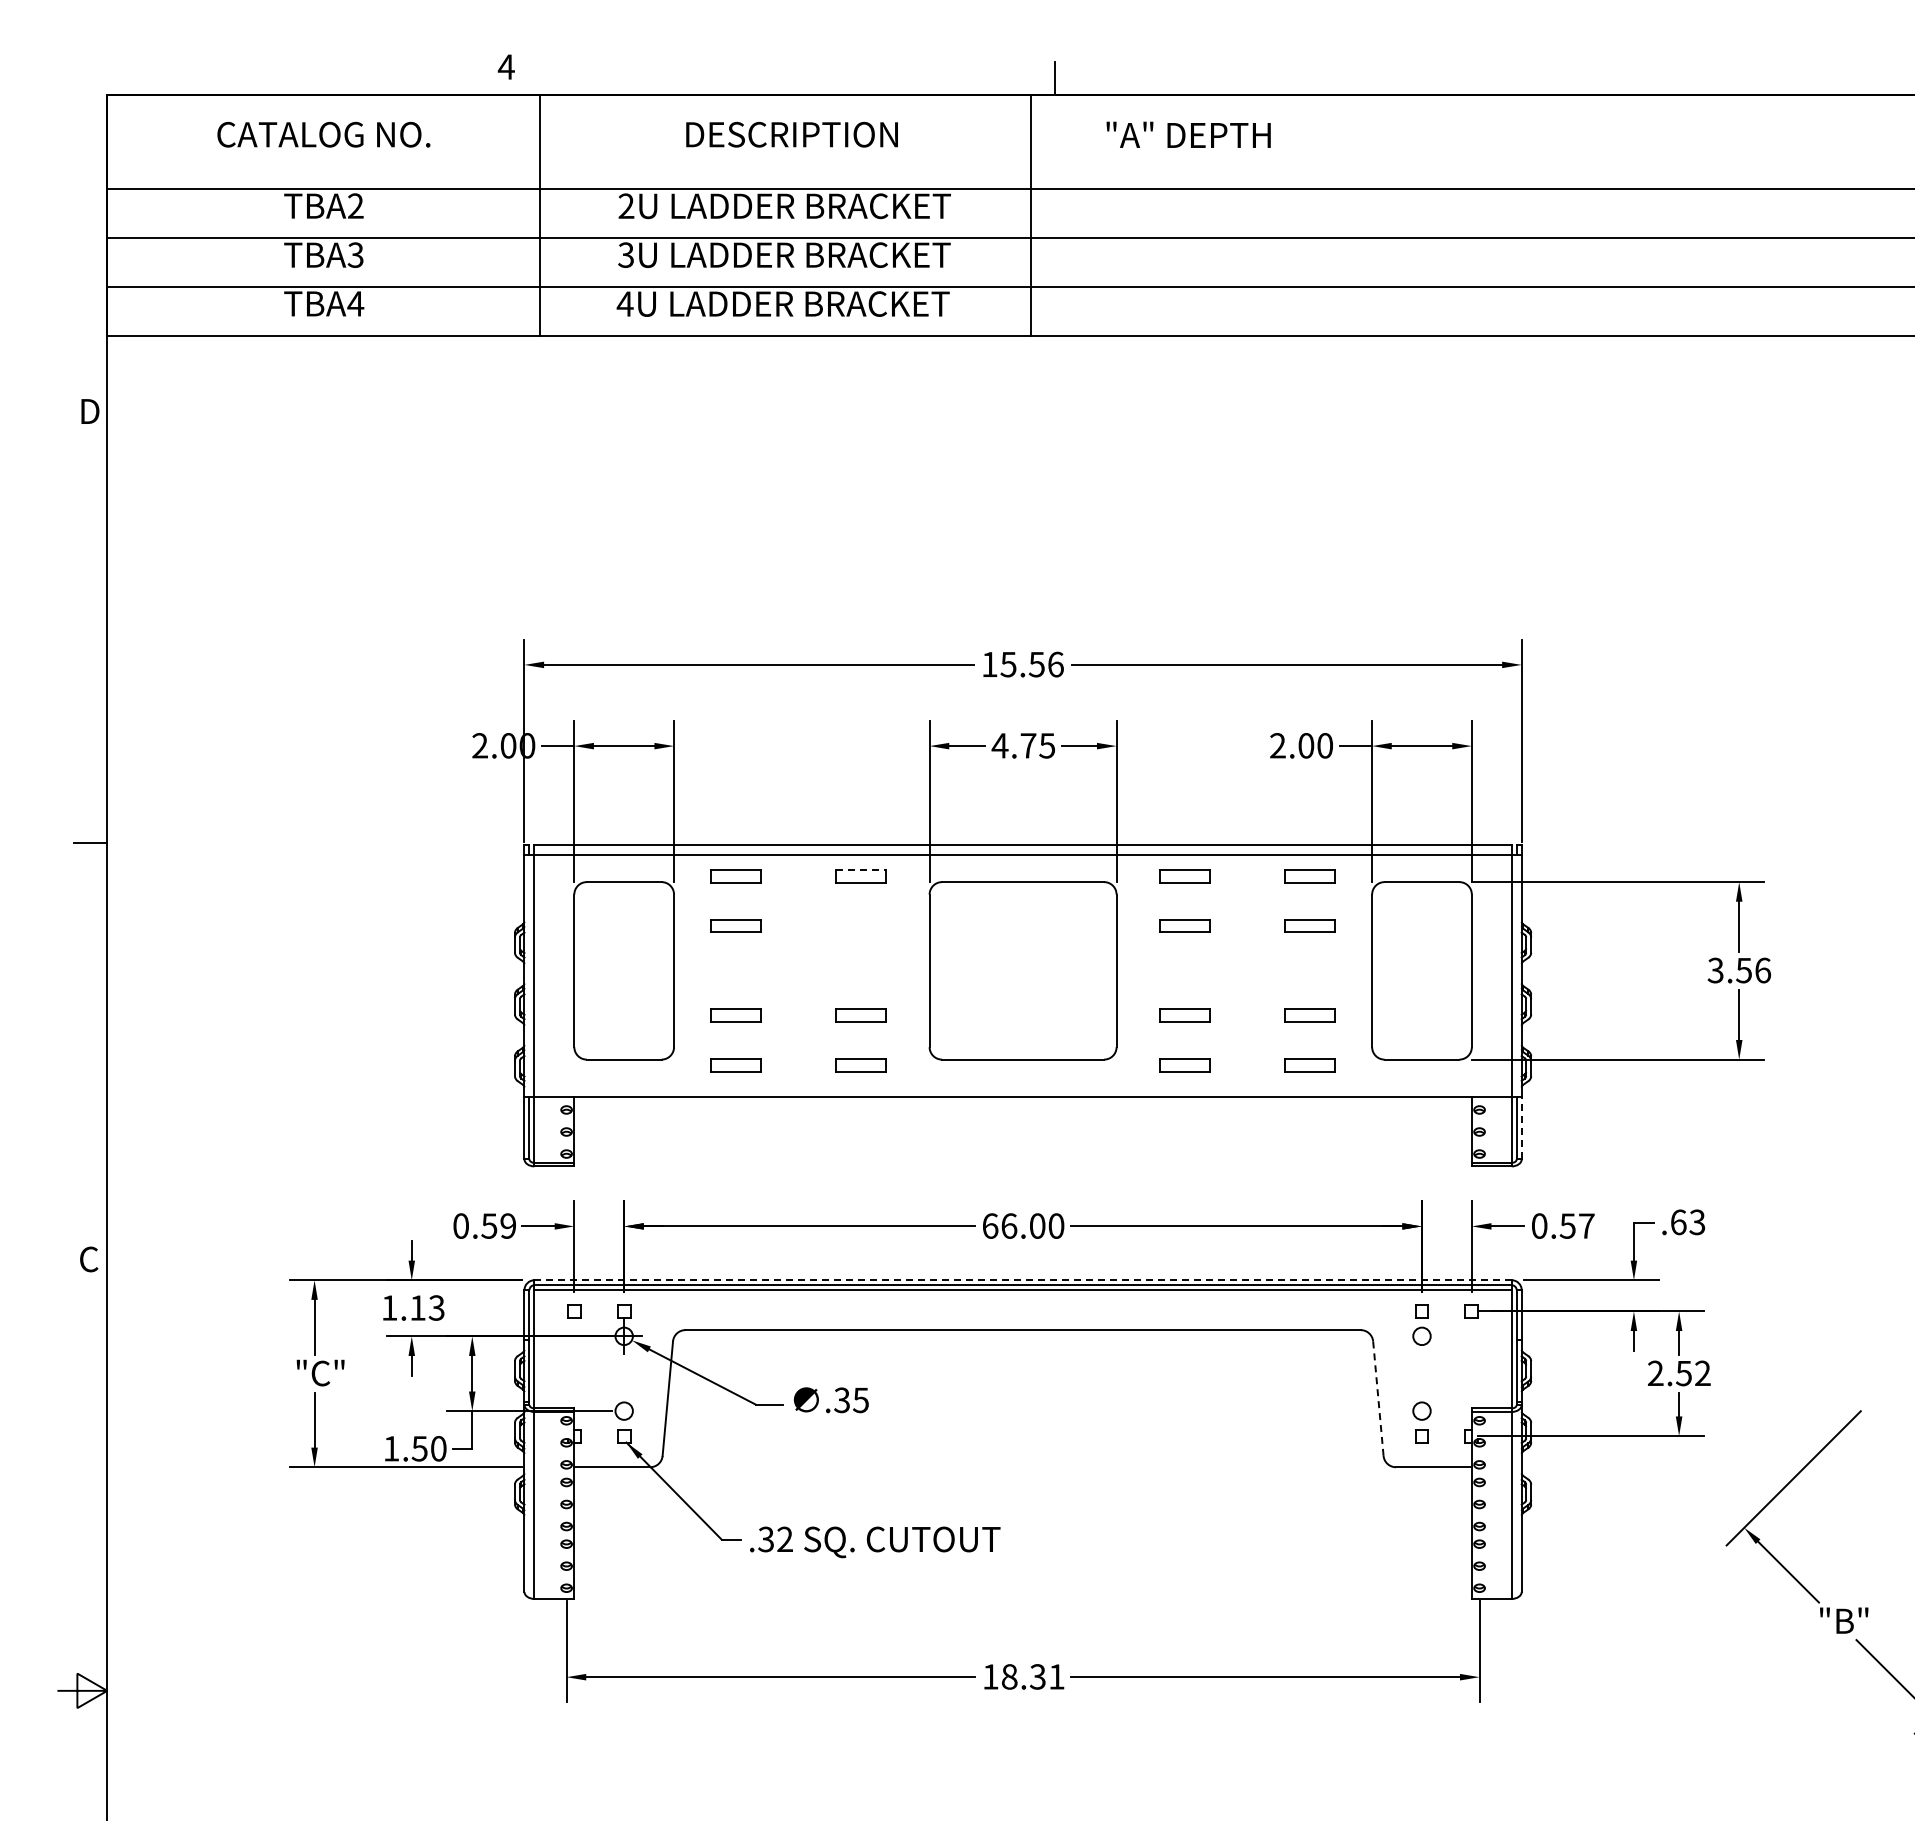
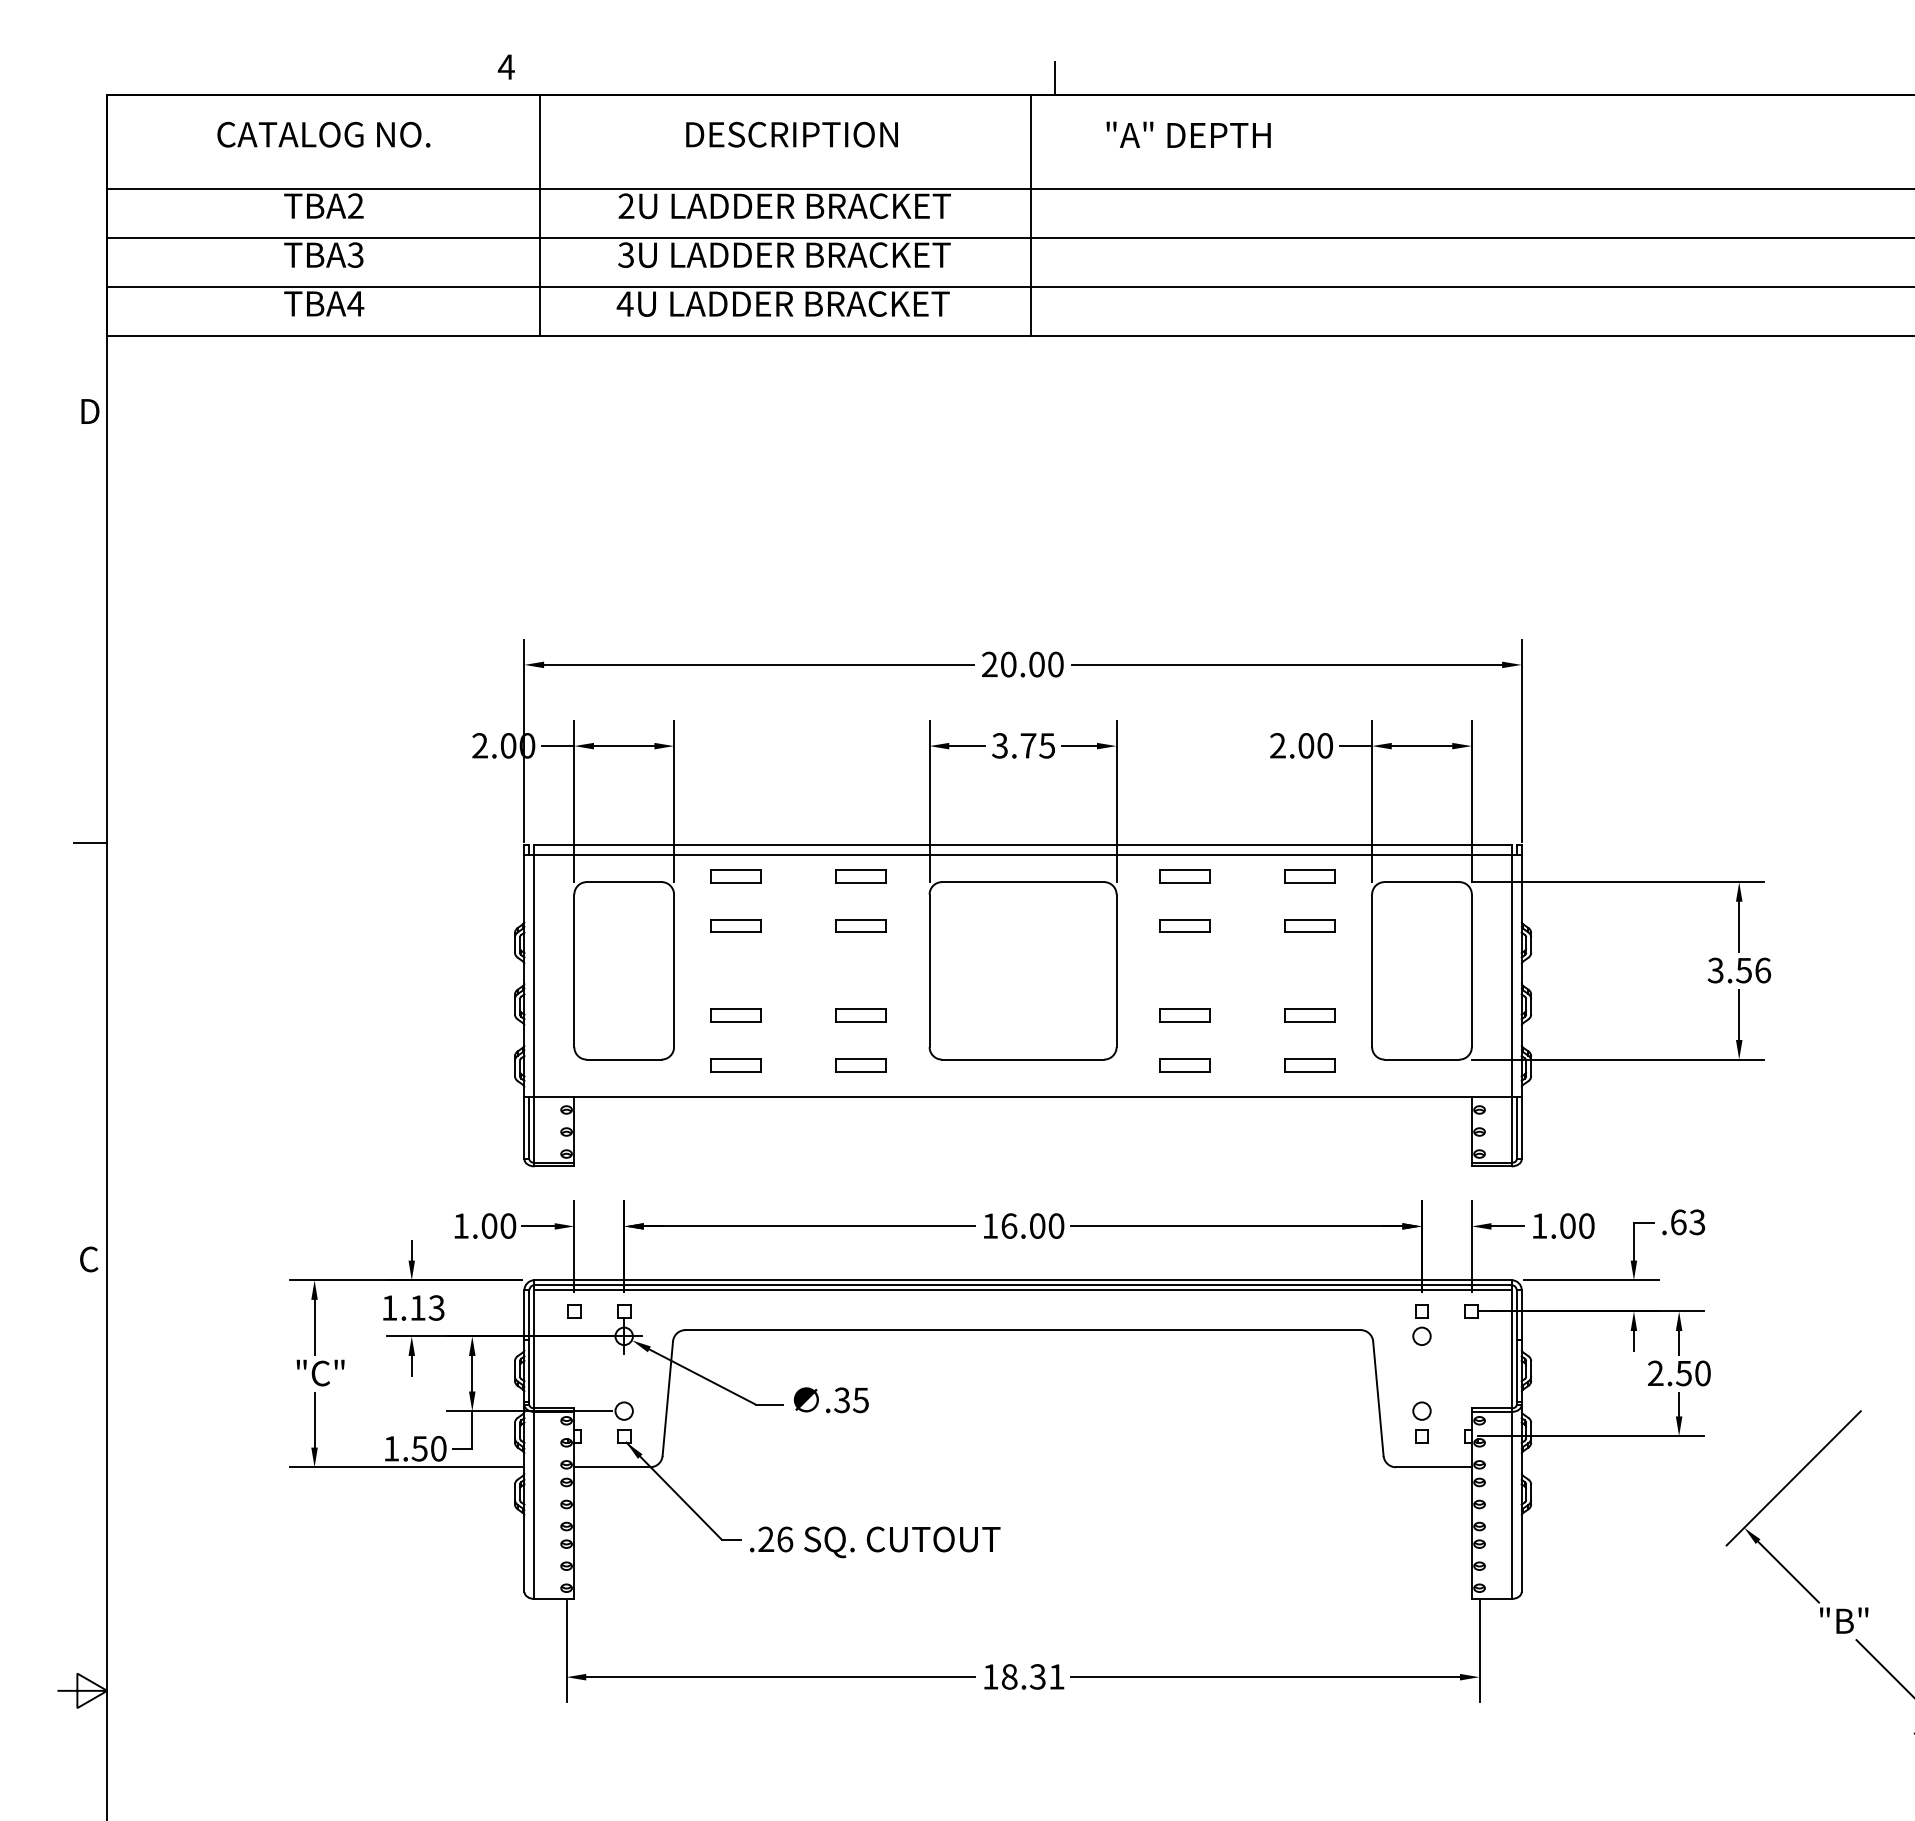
text: 15.56 -> 20.00 (1022, 664)
text: 4.75 -> 3.75 (999, 745)
line: dashed -> solid (861, 869)
part: none -> present (860, 925)
line: dashed -> solid (1521, 1127)
text: 0.59 -> 1.00 (484, 1225)
text: 66.00 -> 16.00 (990, 1225)
text: 0.57 -> 1.00 (1563, 1225)
line: dashed -> solid (1023, 1280)
text: 2.52 -> 2.50 (1702, 1373)
line: dashed -> solid (1378, 1399)
text: .32 -> .26 (775, 1539)
